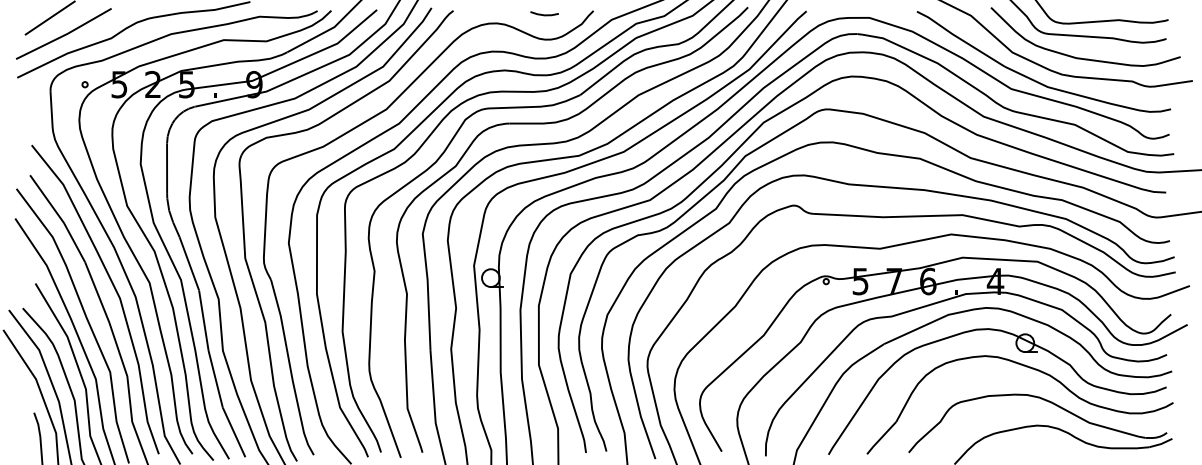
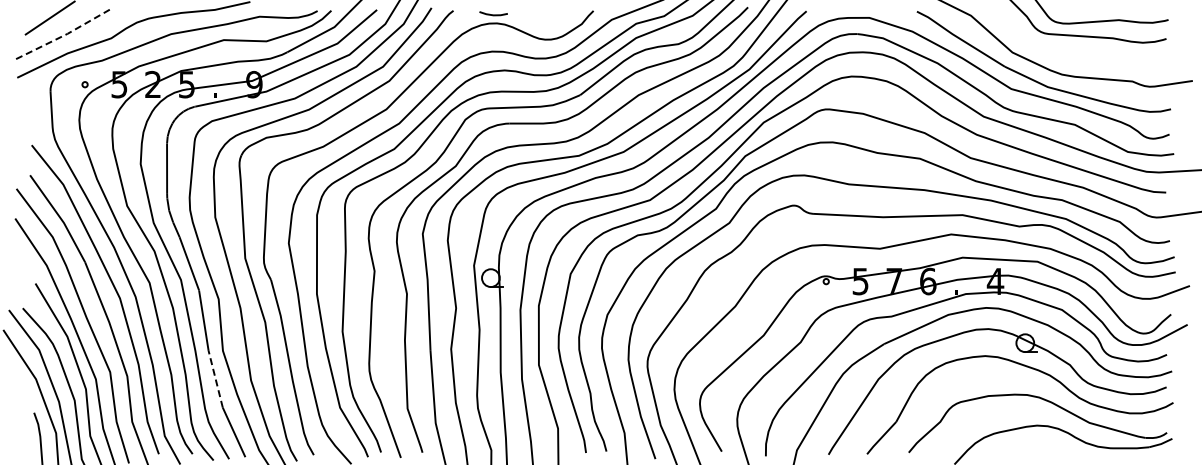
line position: (544, 14) -> (493, 14) (493, 14)
line: solid -> dashed (64, 35)
curve: present -> none (1081, 57)
line: solid -> dashed (215, 378)
